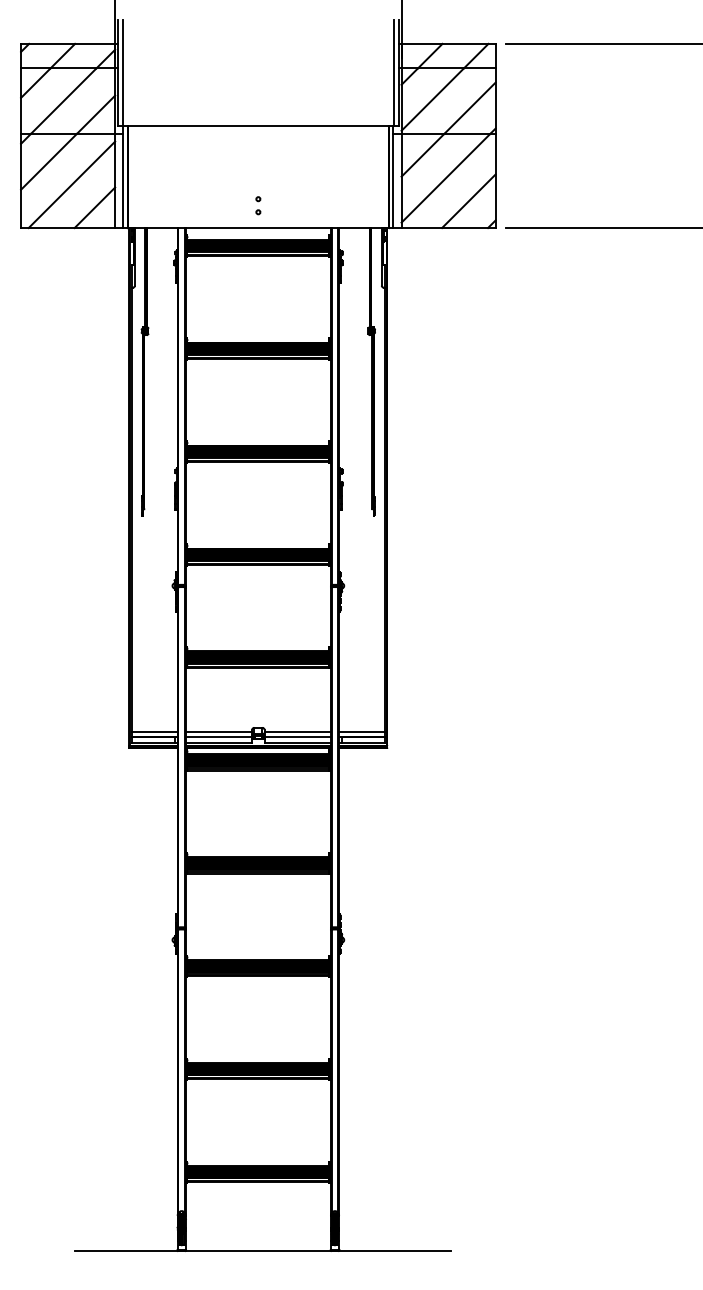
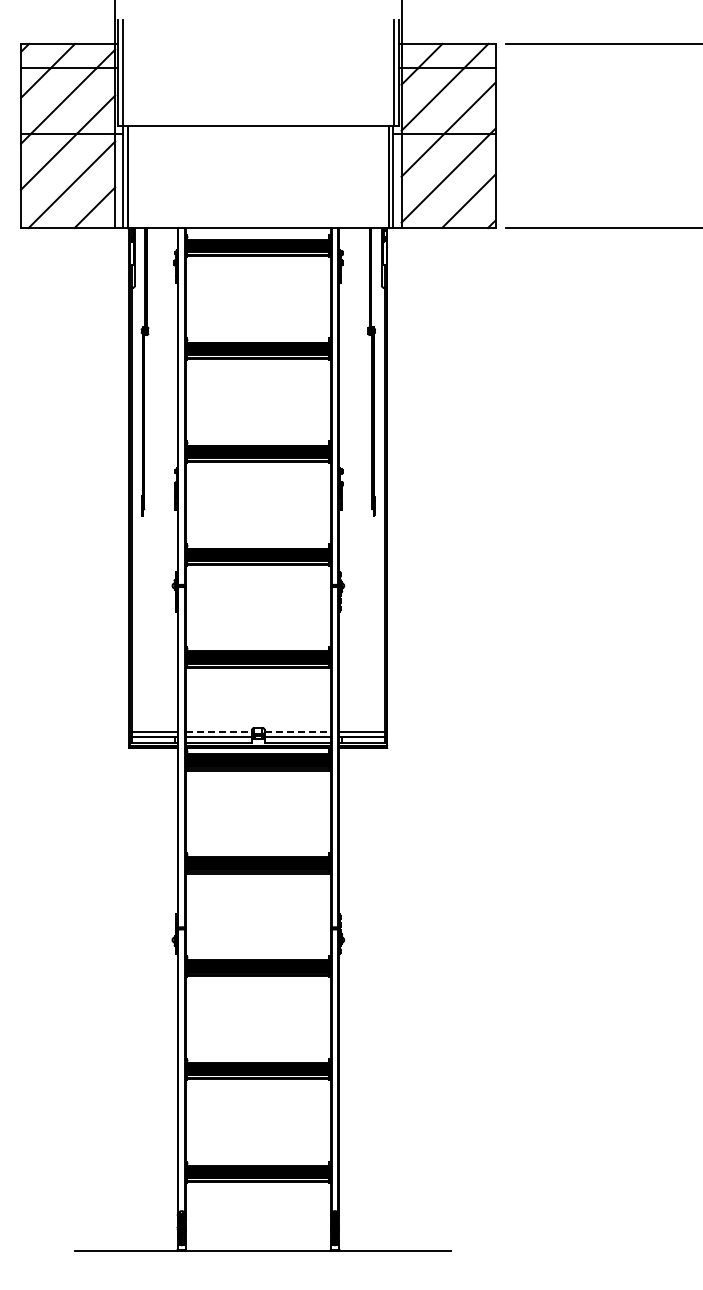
part: present -> none (258, 205)
line: solid -> dashed (219, 731)
line: solid -> dashed (298, 731)
